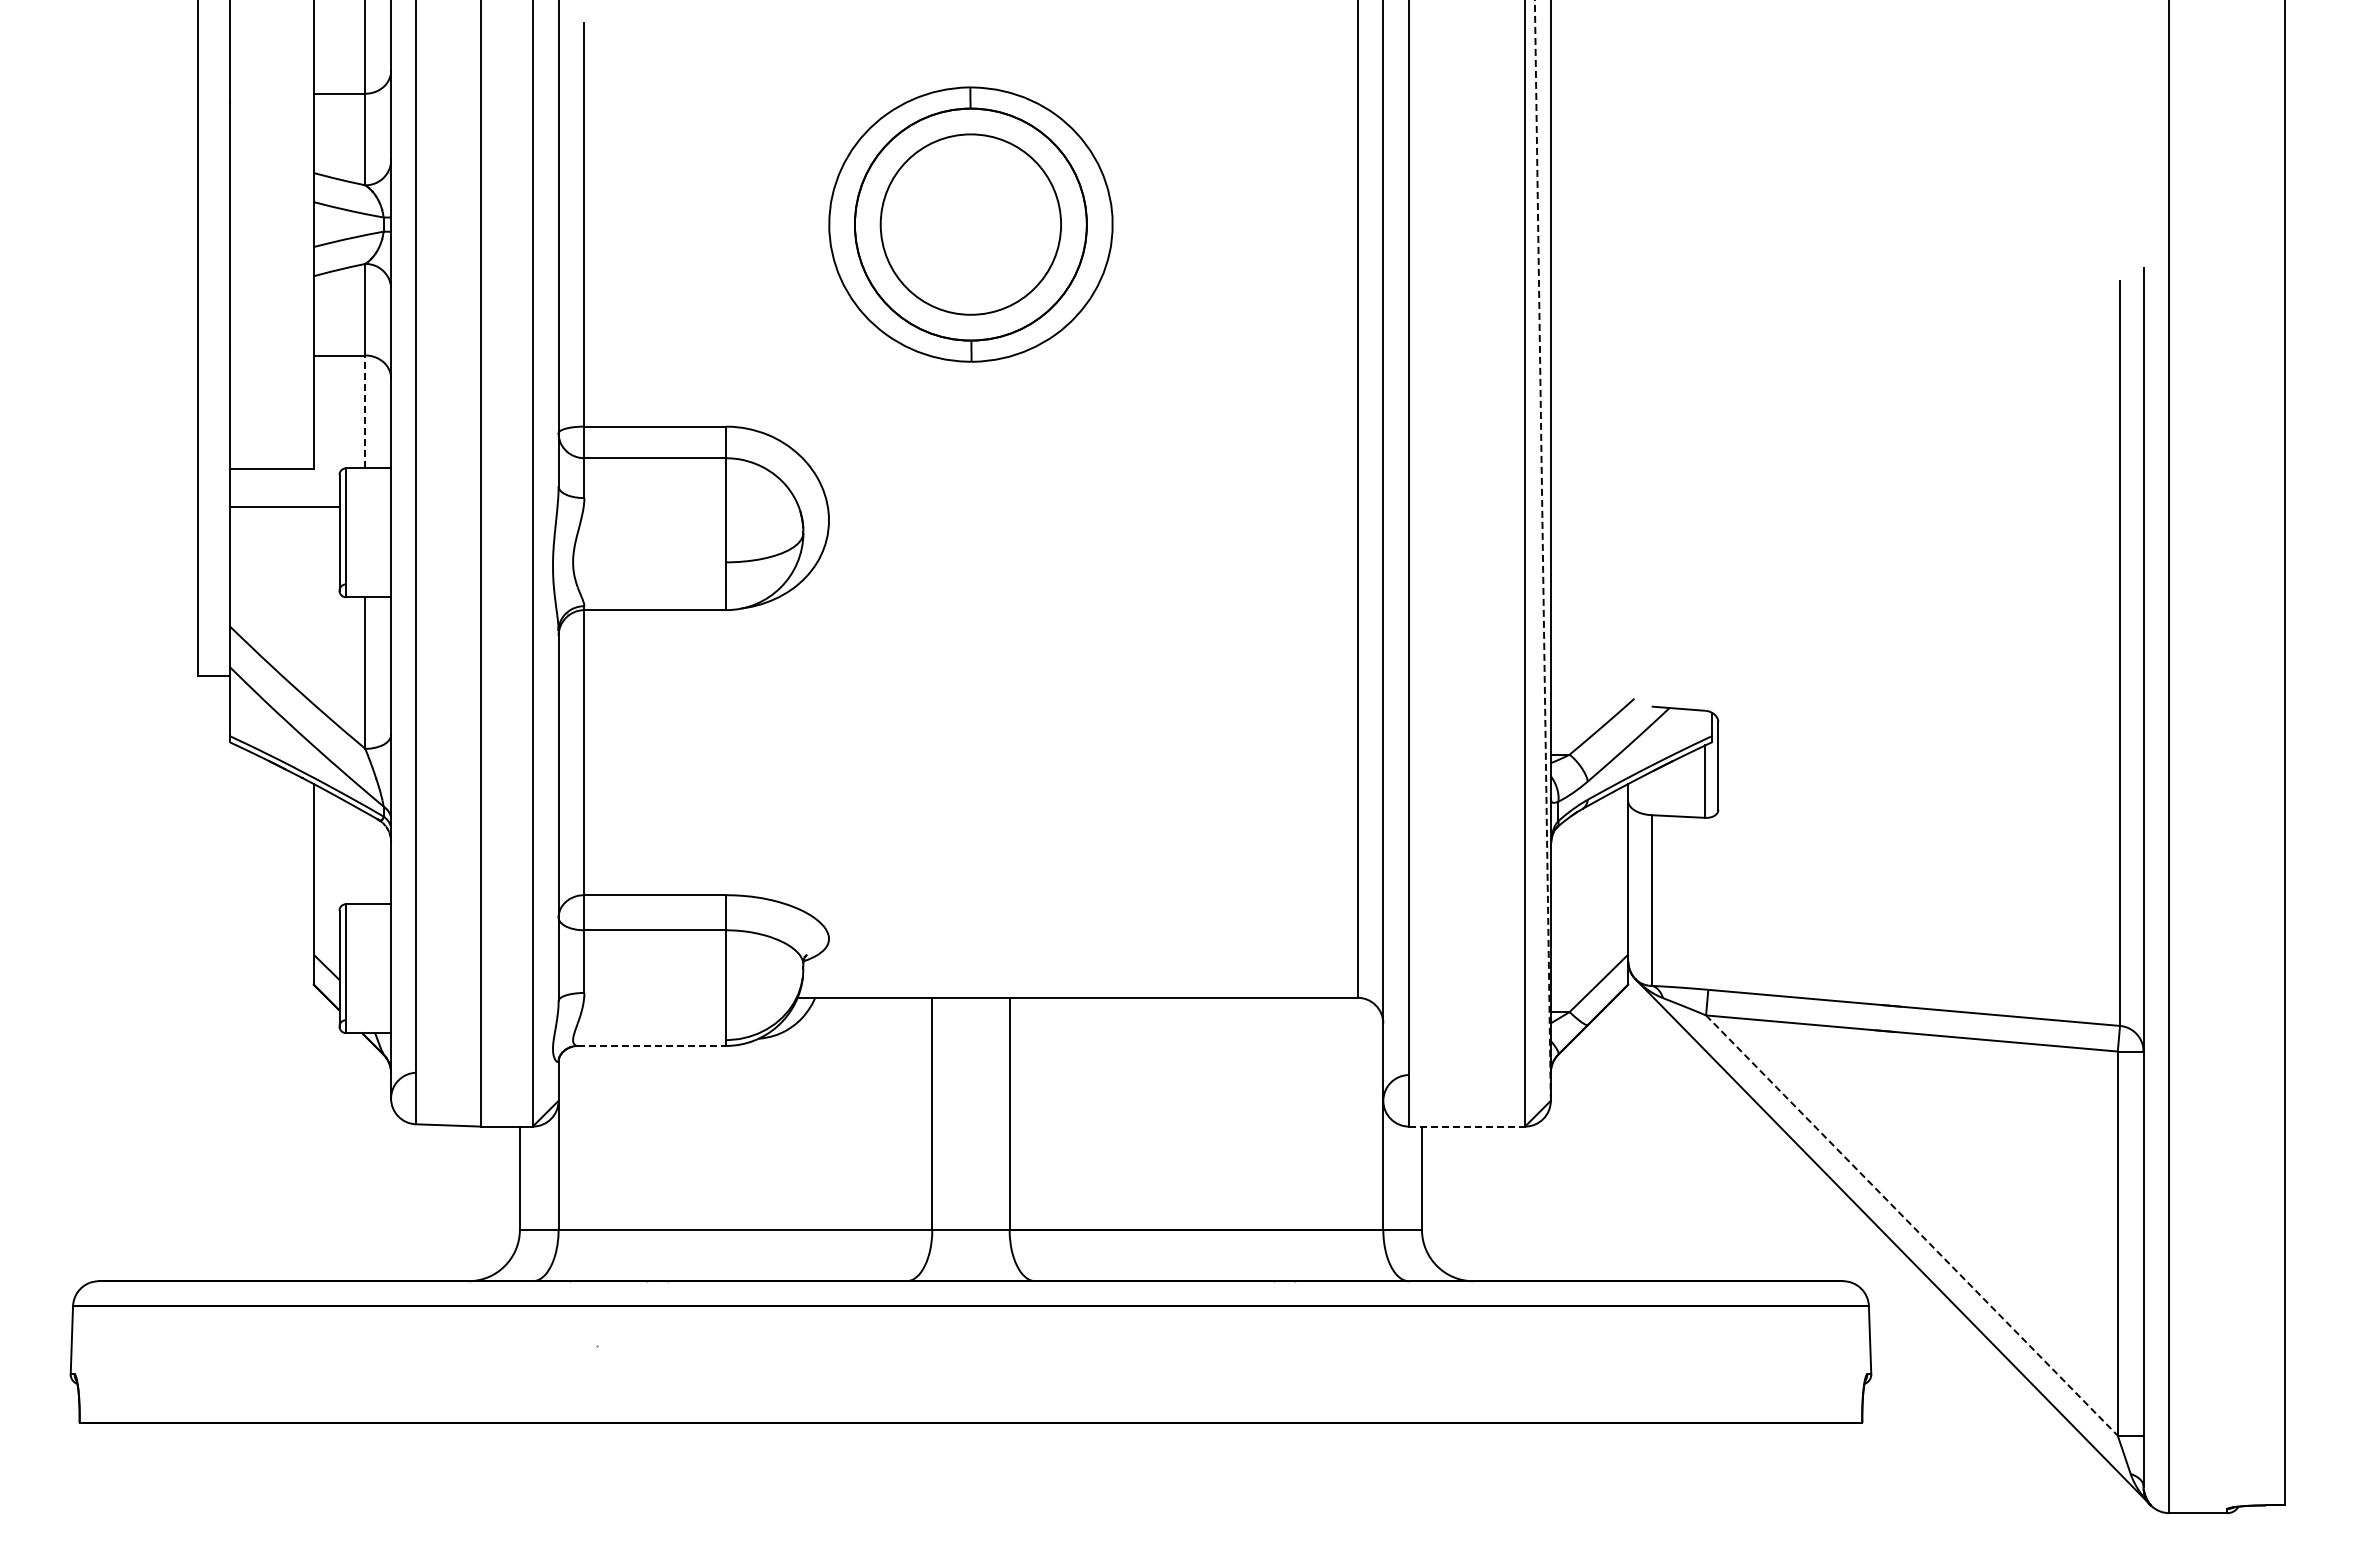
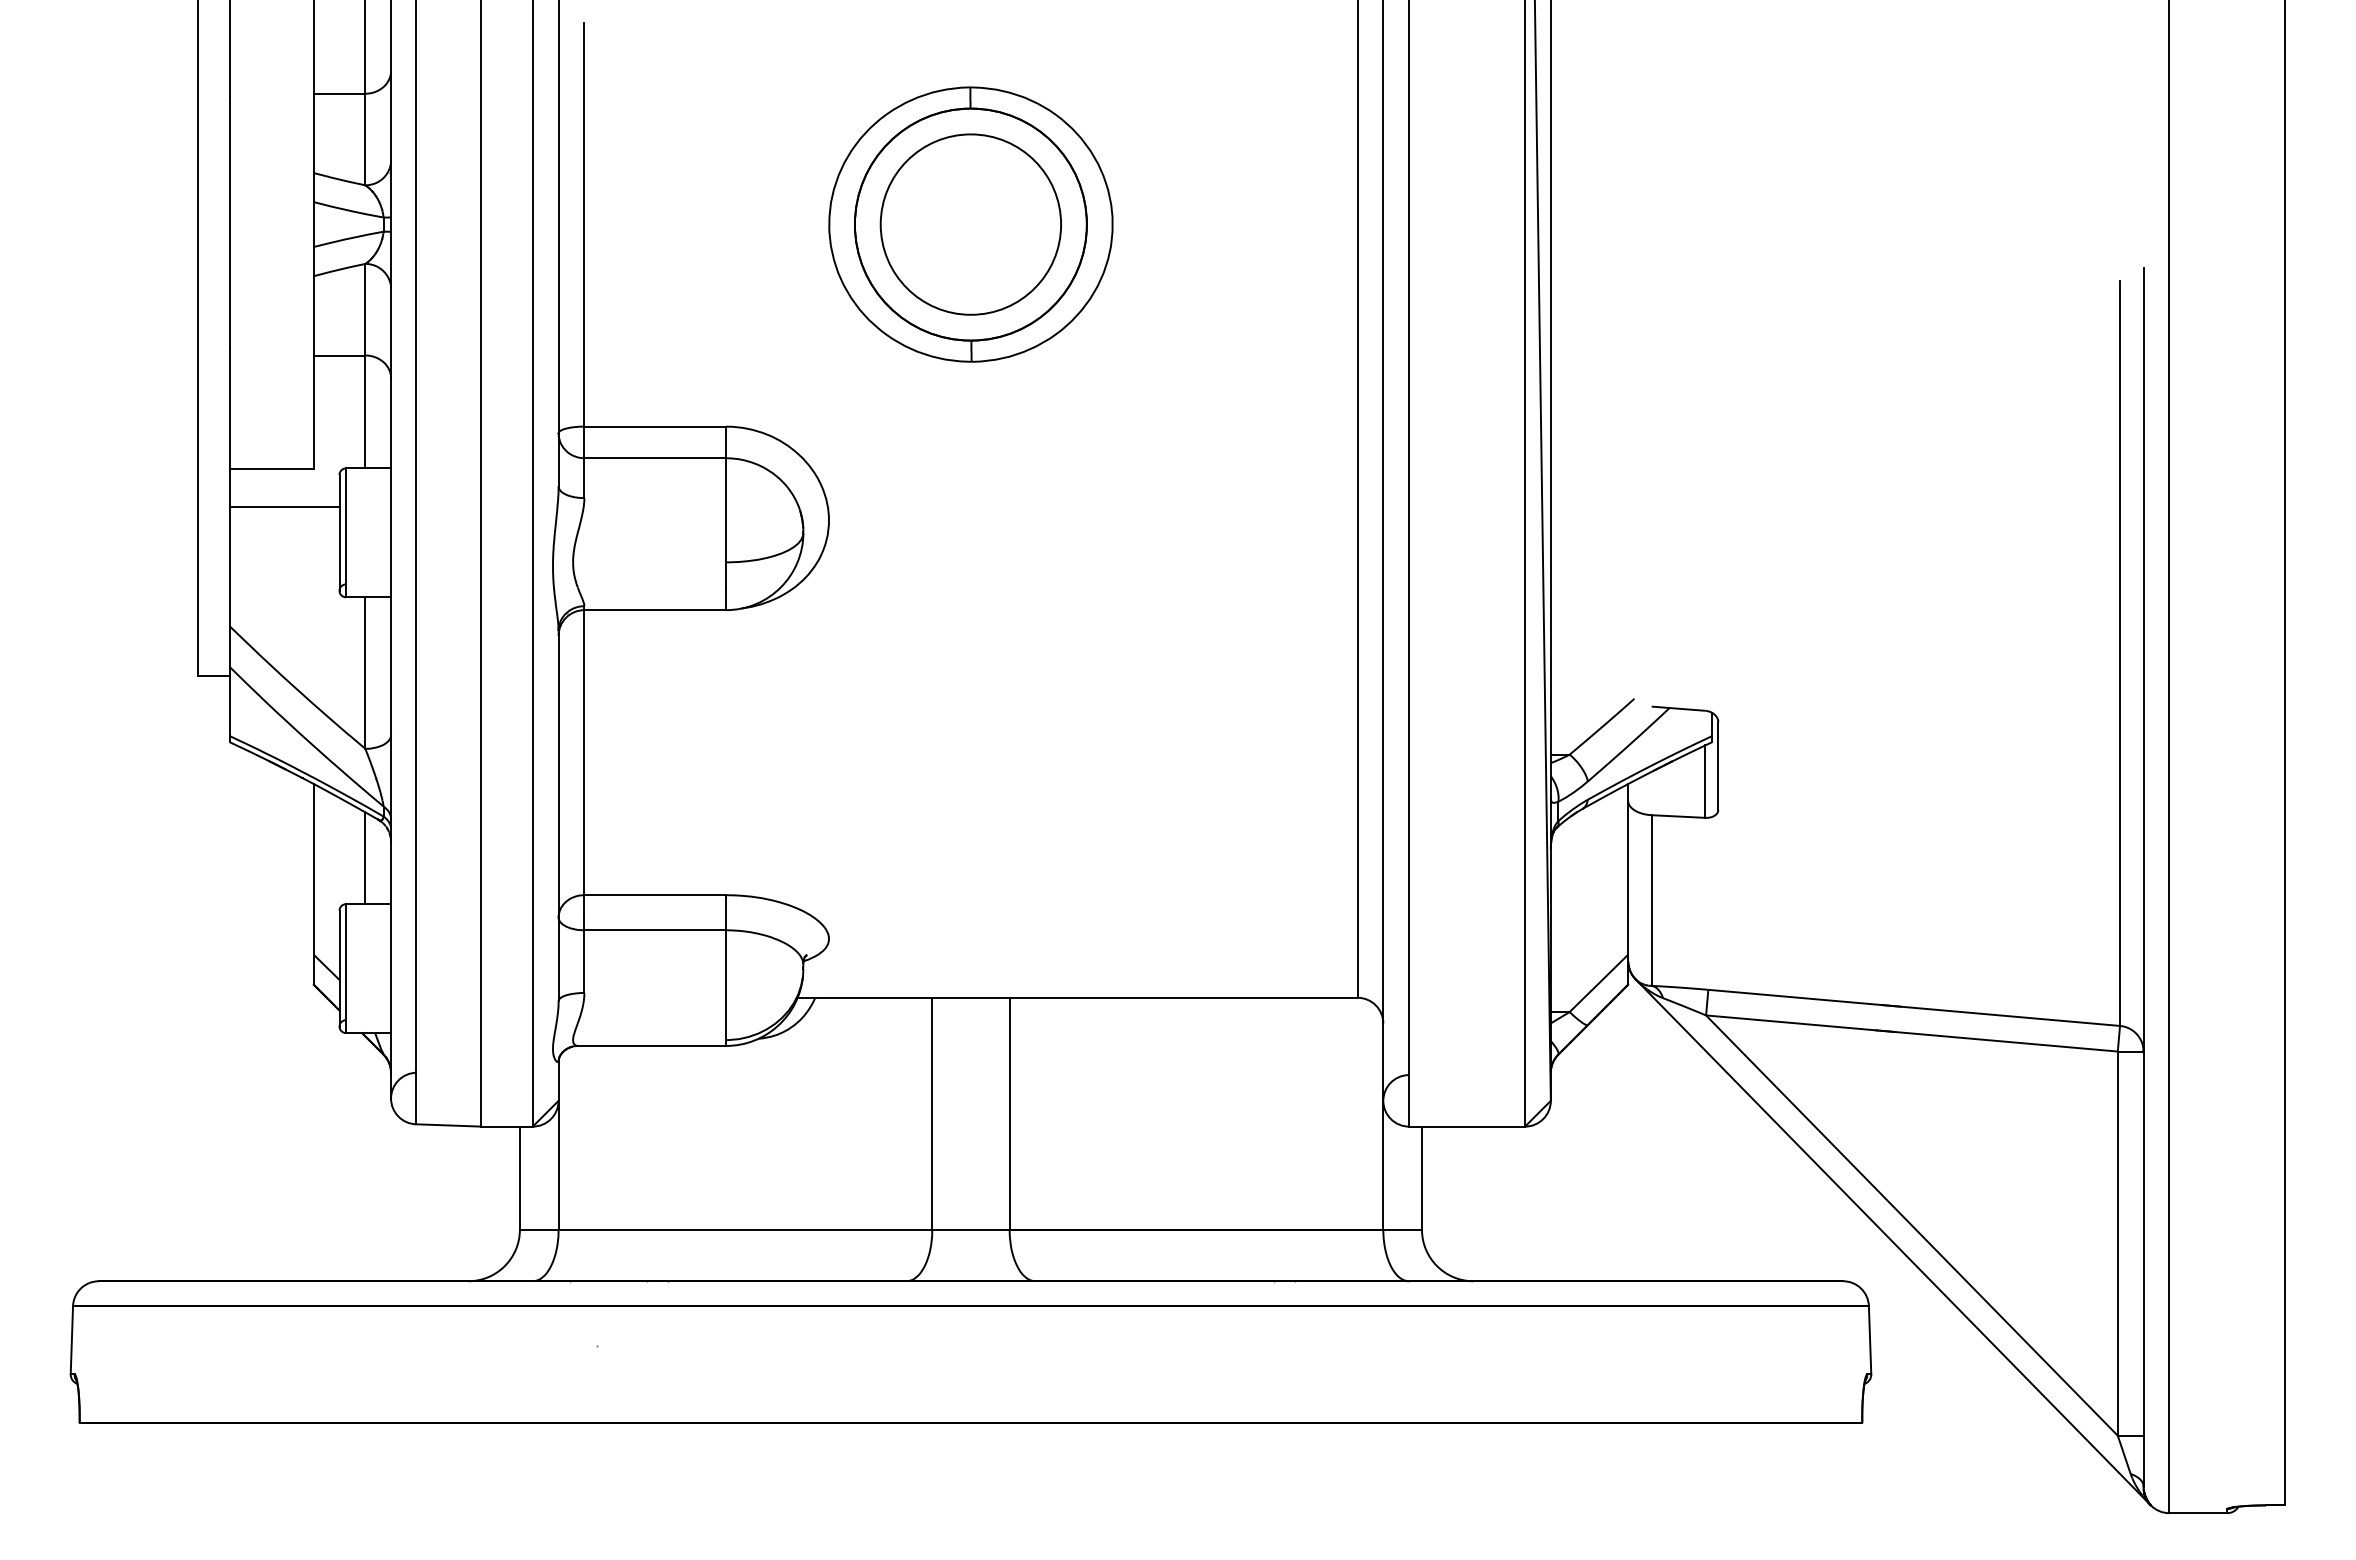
line: dashed -> solid (365, 411)
line: dashed -> solid (1542, 550)
line: none -> present (365, 858)
line: dashed -> solid (652, 1045)
line: dashed -> solid (1467, 1126)
line: dashed -> solid (1912, 1225)
